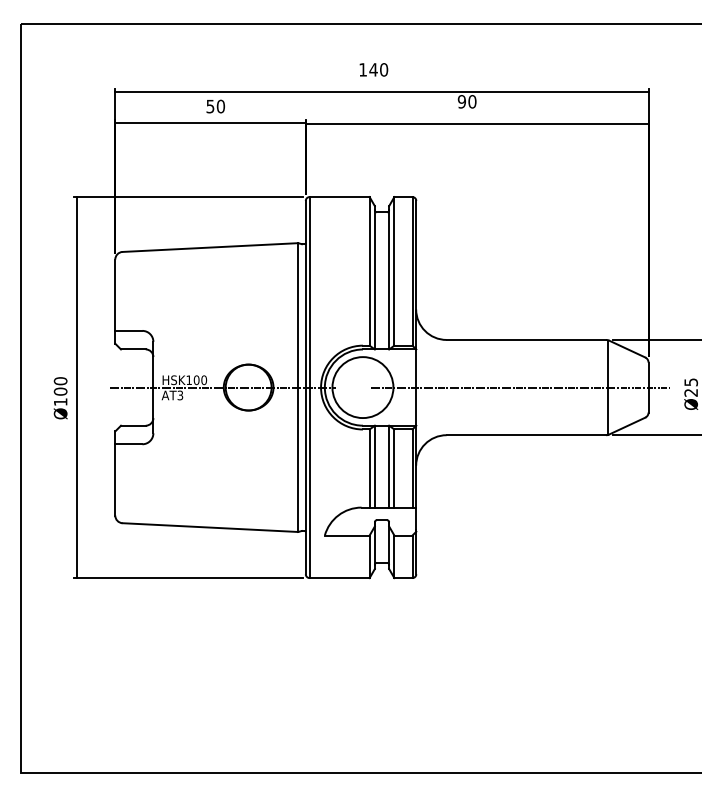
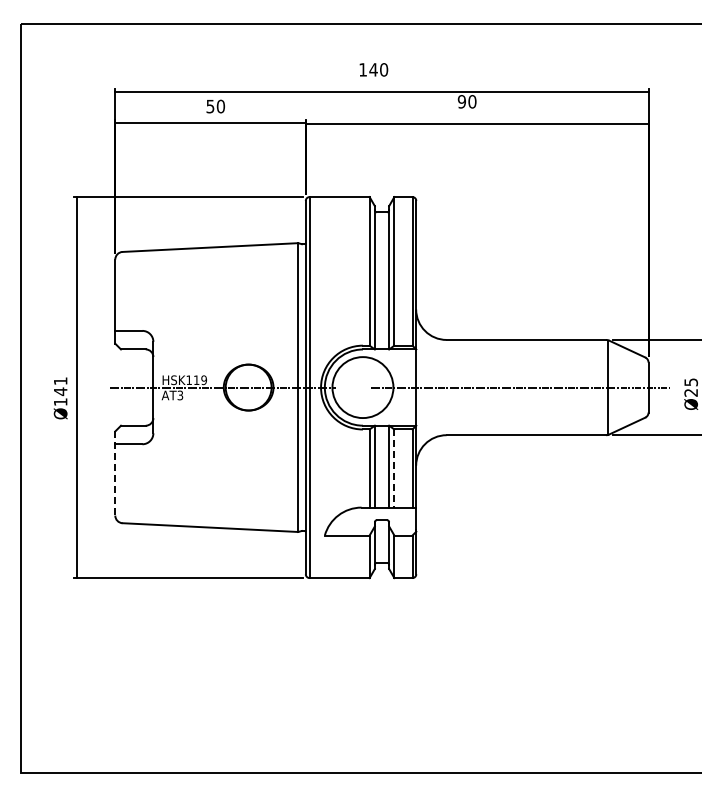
text: HSK100 -> HSK119 (199, 380)
text: Ø100 -> Ø141 (60, 386)
line: solid -> dashed (394, 469)
line: solid -> dashed (115, 474)
